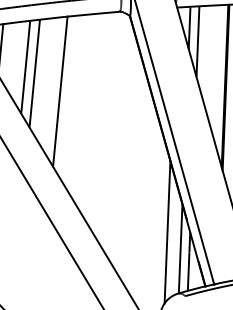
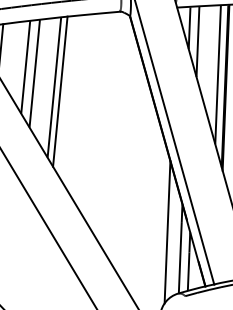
line: none -> present (217, 74)
line: none -> present (54, 87)
line position: (52, 222) -> (48, 228) (48, 228)
